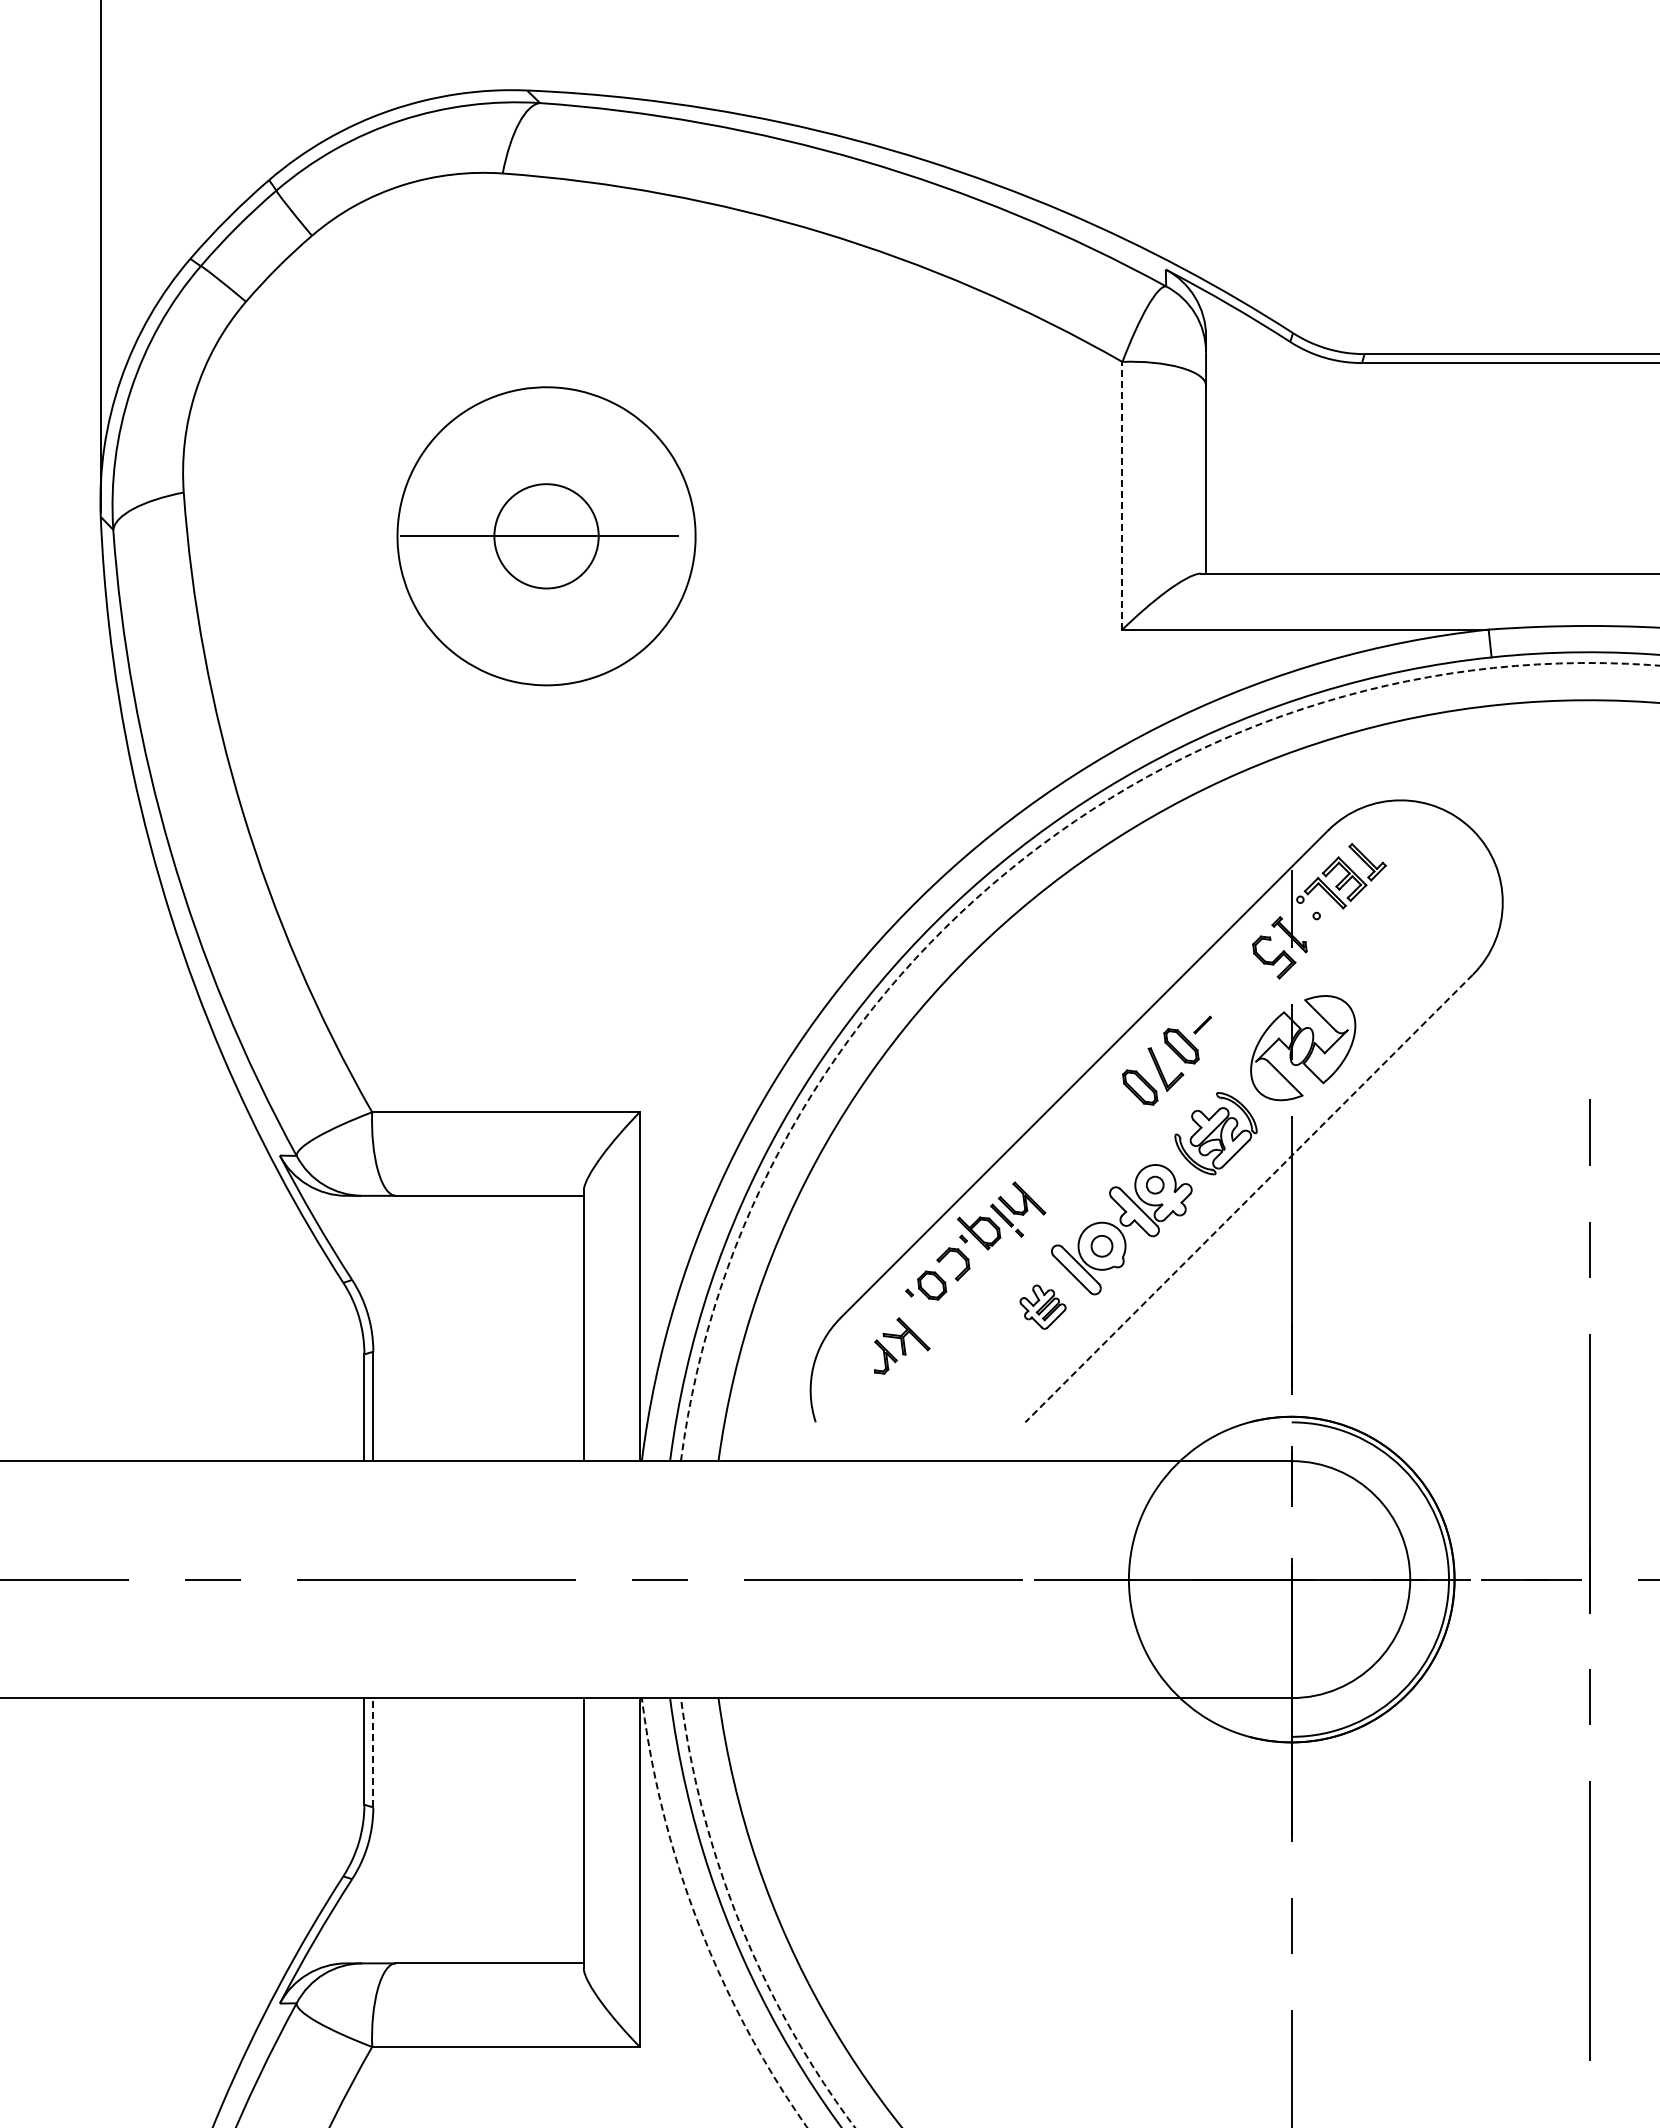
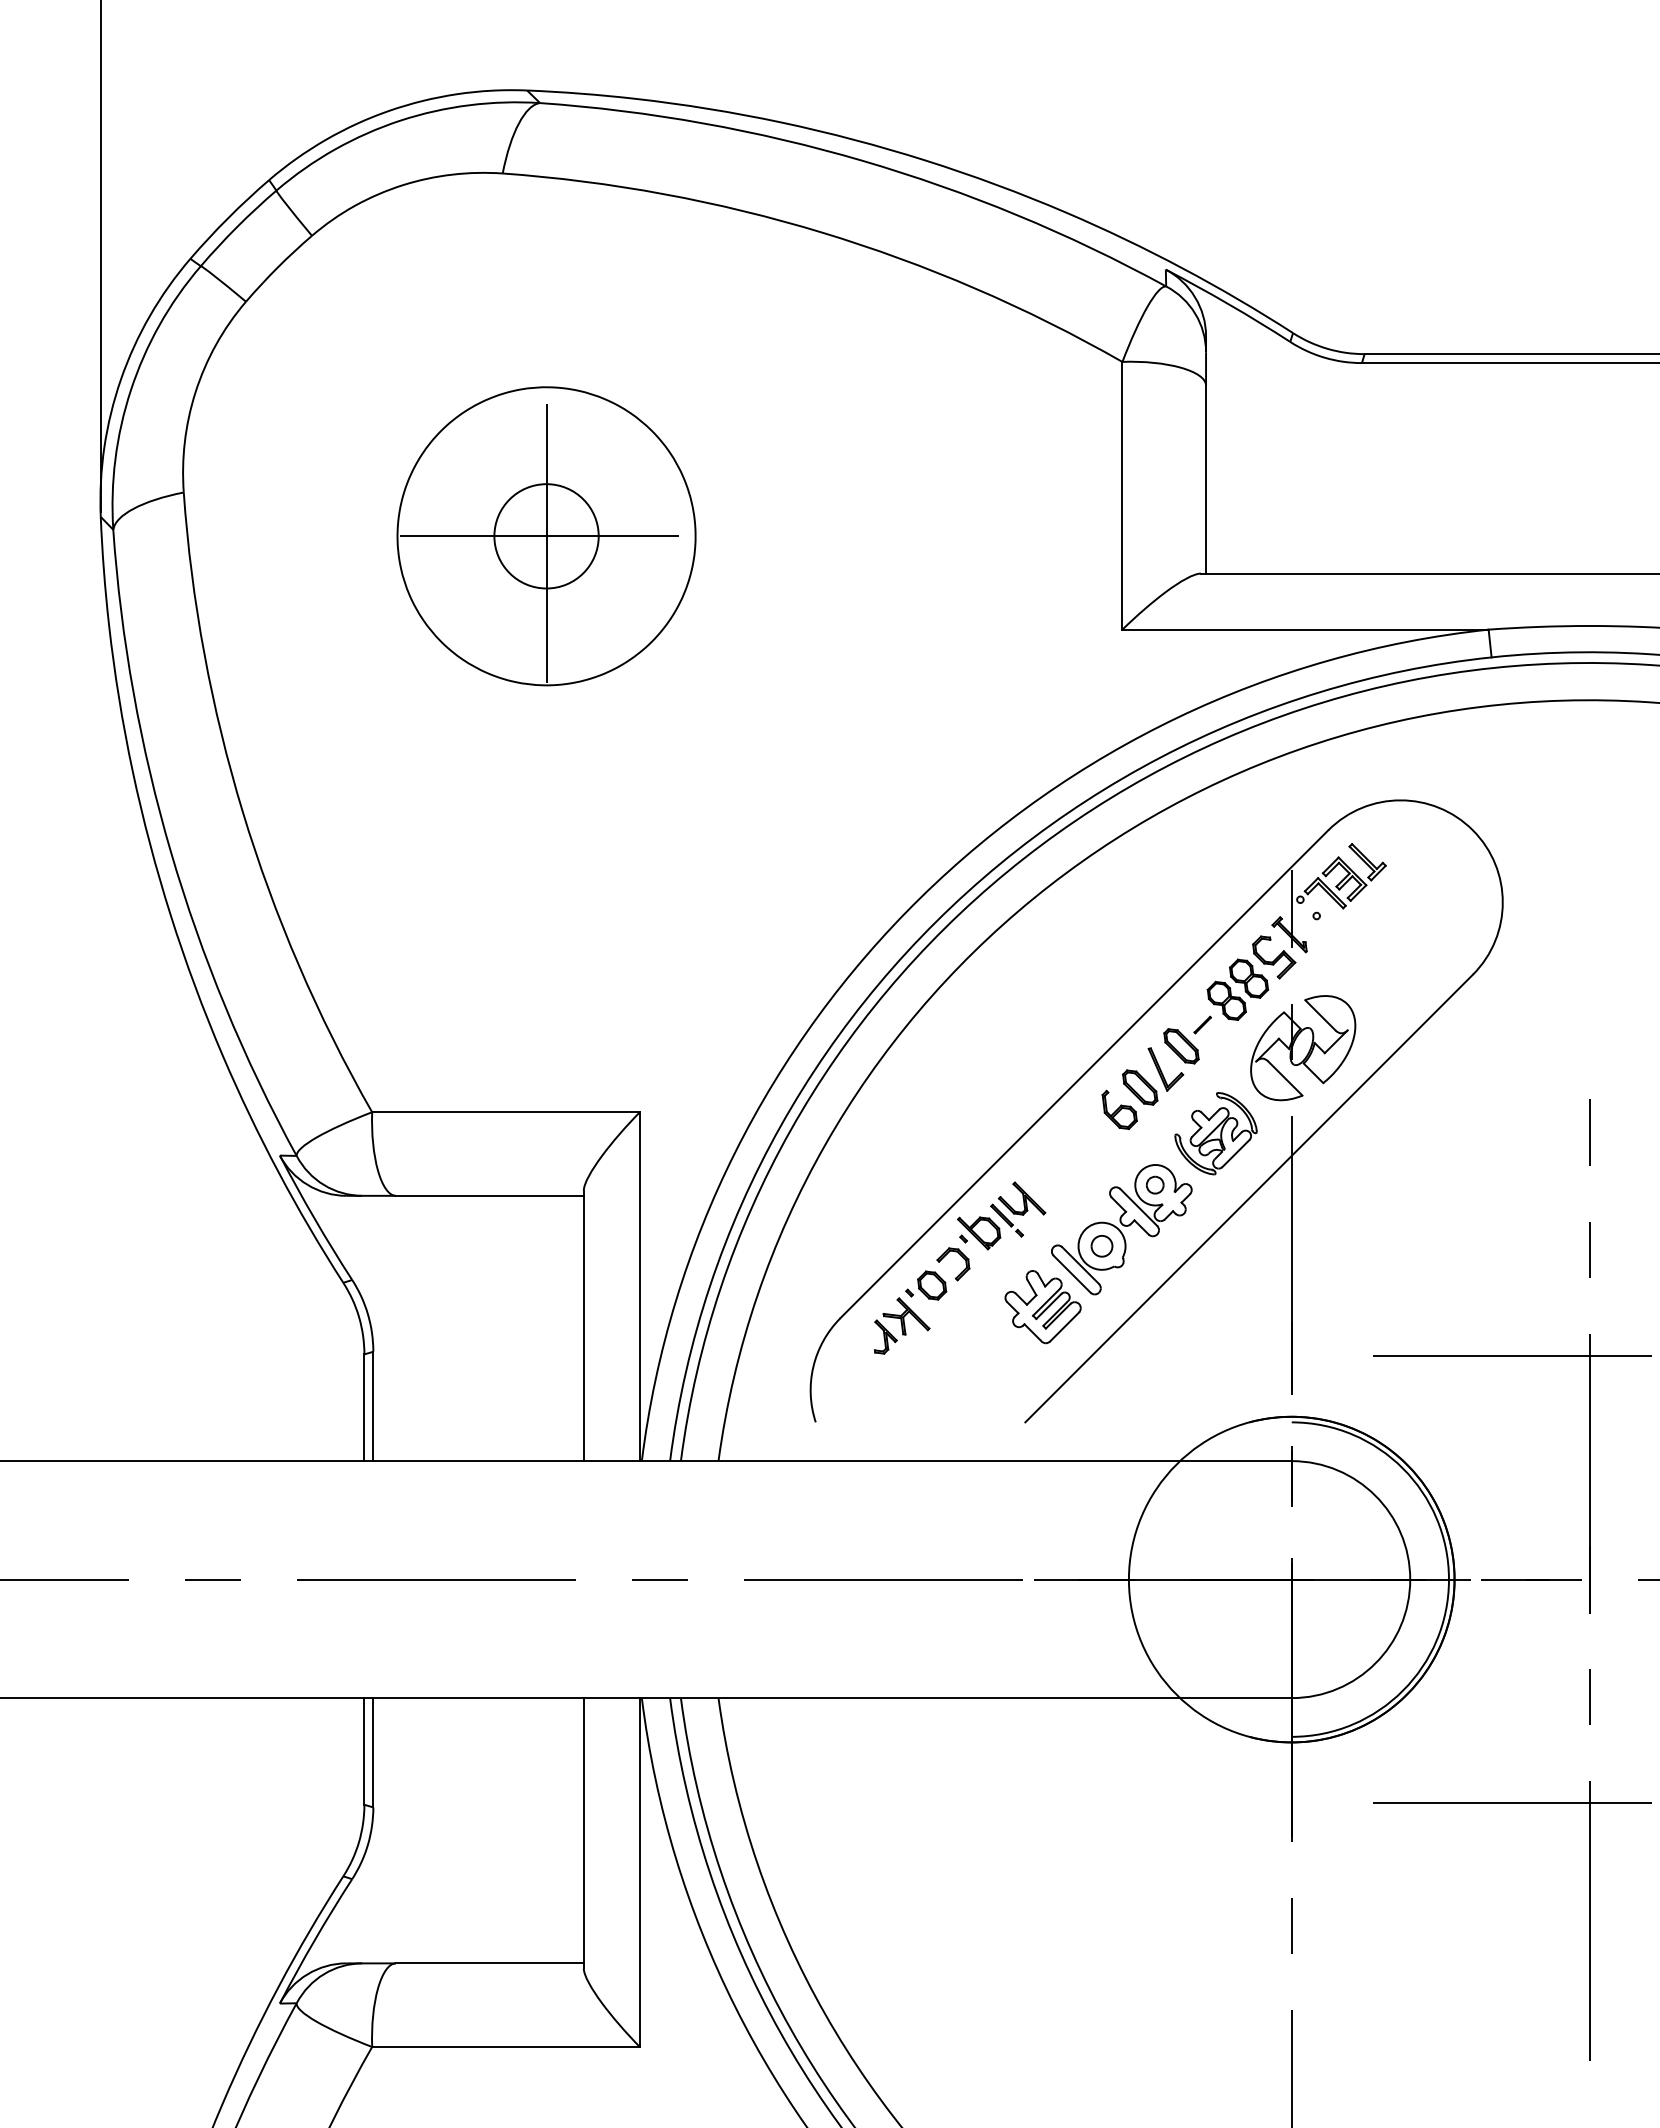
line: dashed -> solid (1122, 495)
line: none -> present (546, 536)
arc: dashed -> solid (1207, 746)
part: none -> present (1238, 983)
part: none -> present (1119, 1109)
line: dashed -> solid (1248, 1198)
part size: 48x46 px -> 78x75 px (1042, 1307)
part position: (902, 1345) -> (902, 1325) (902, 1325)
line: none -> present (1514, 1356)
line: dashed -> solid (373, 1752)
line: none -> present (1514, 1803)
arc: dashed -> solid (697, 1921)
